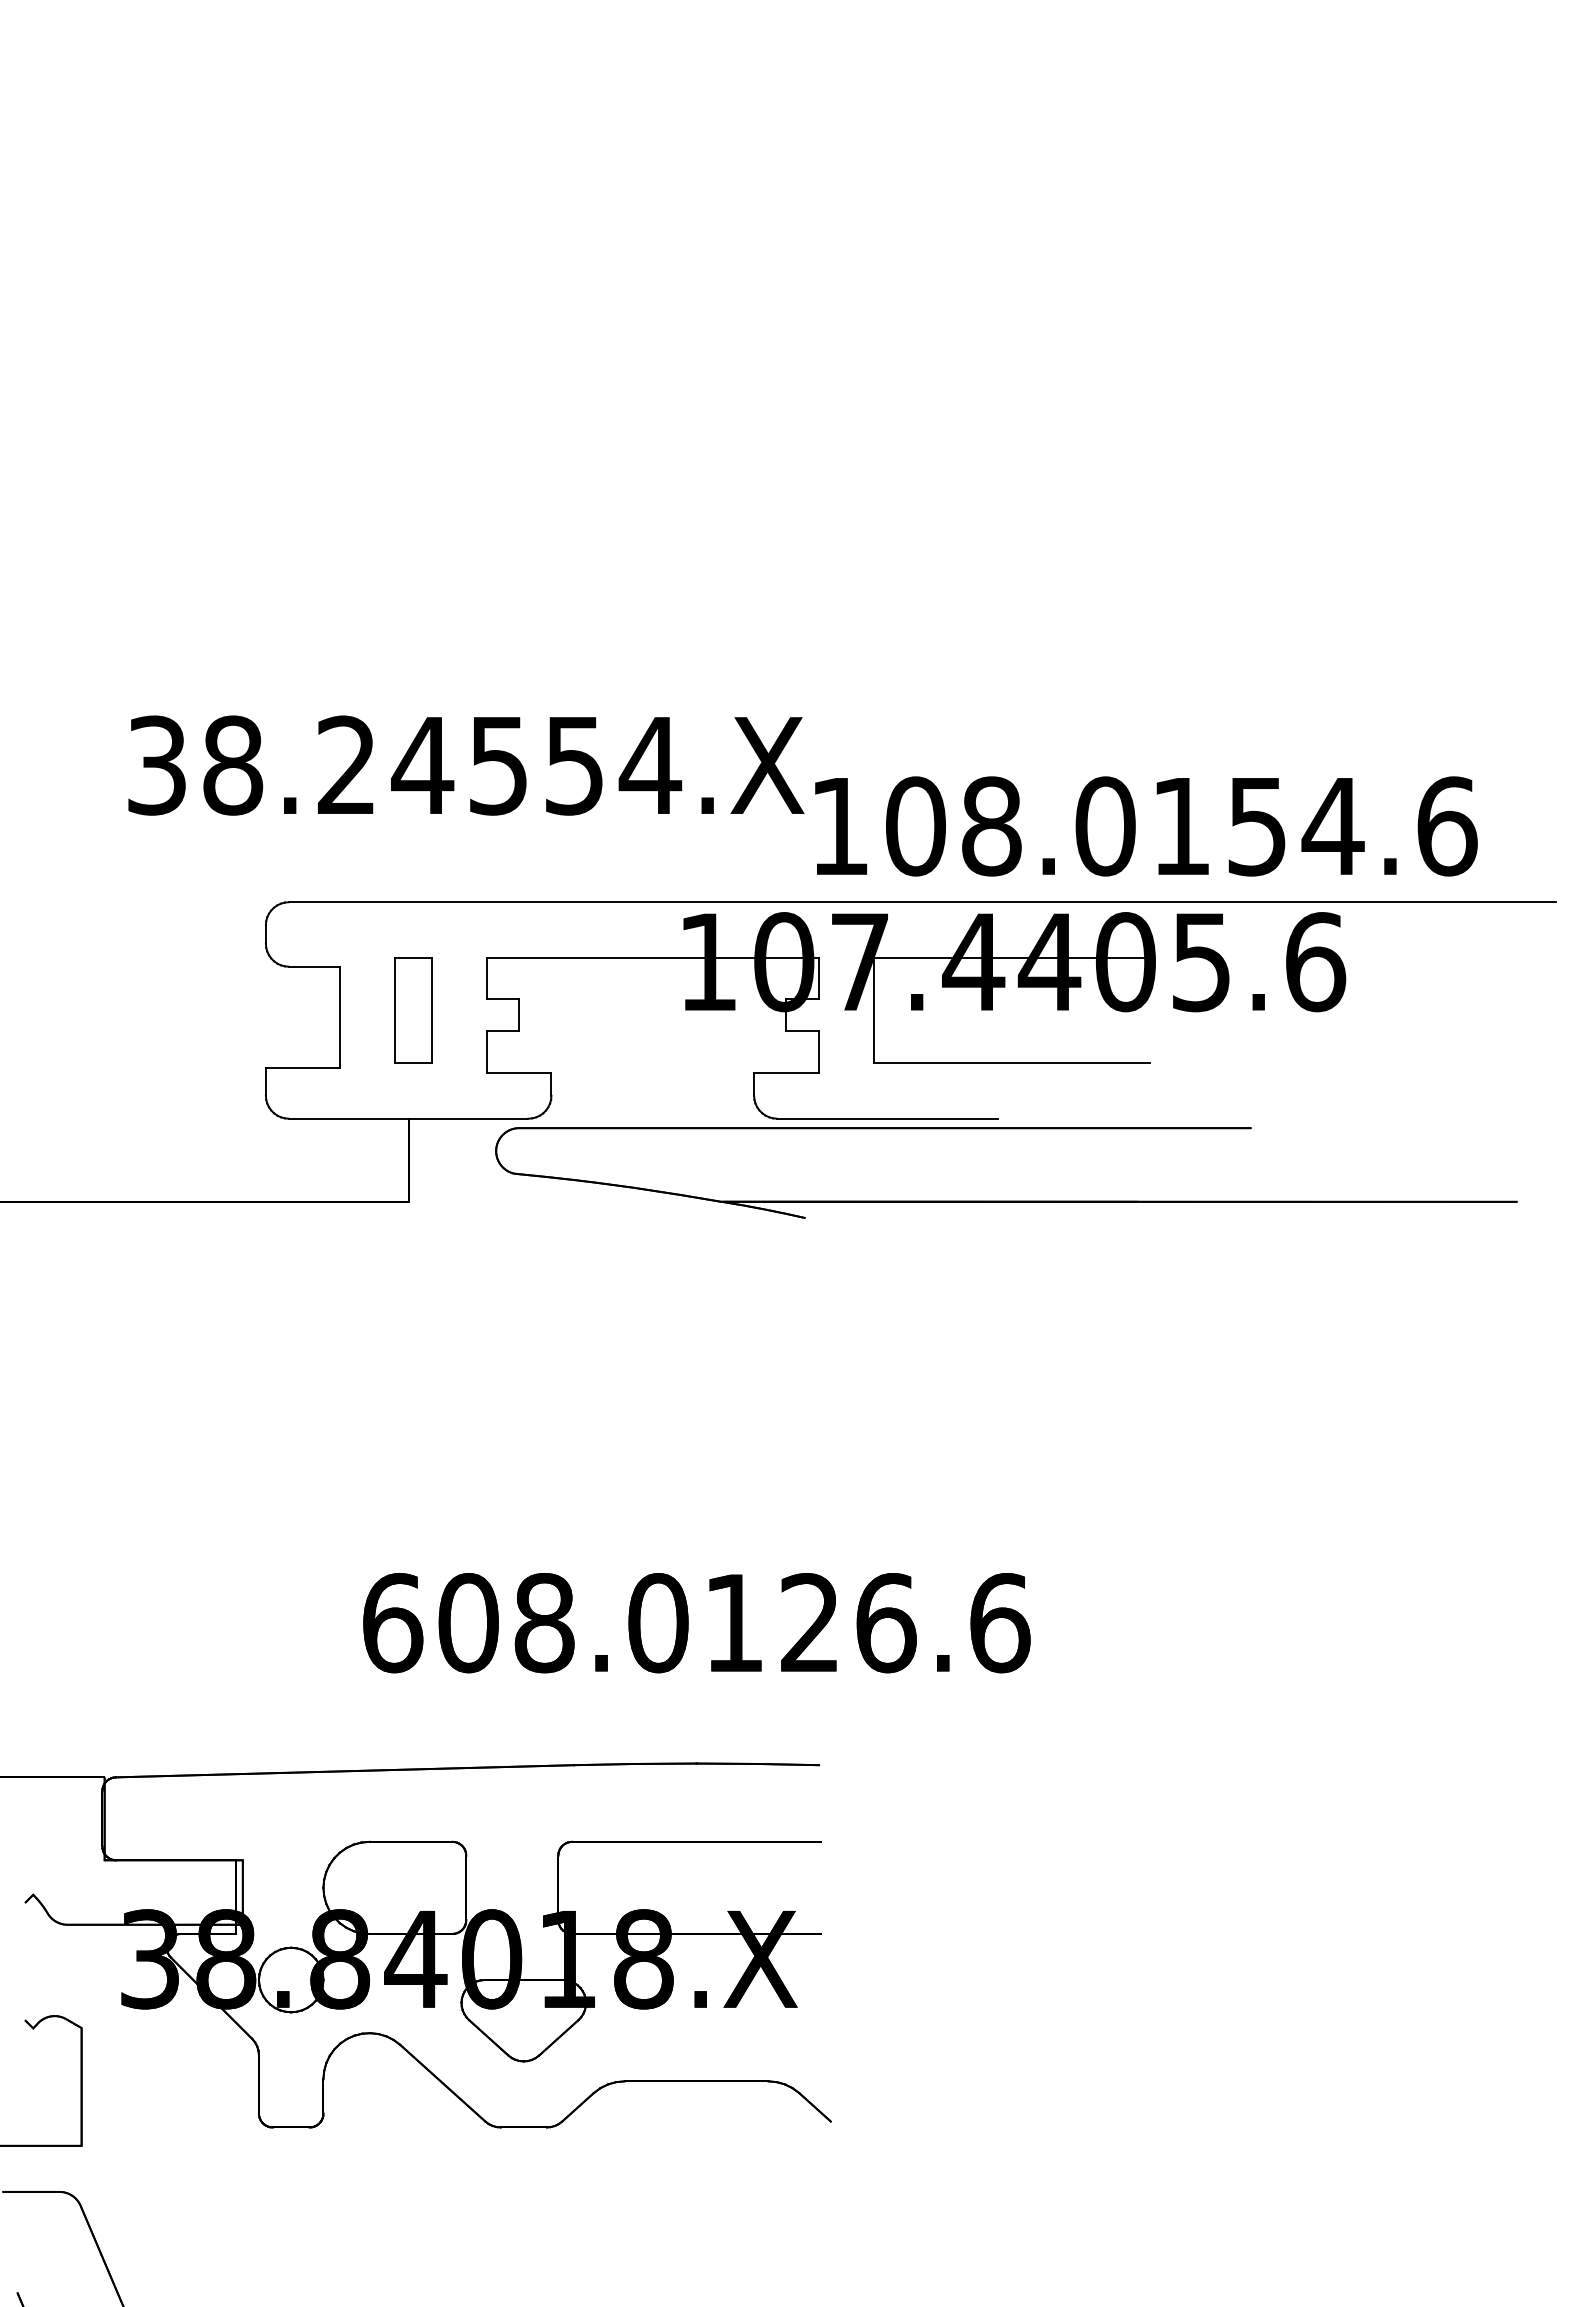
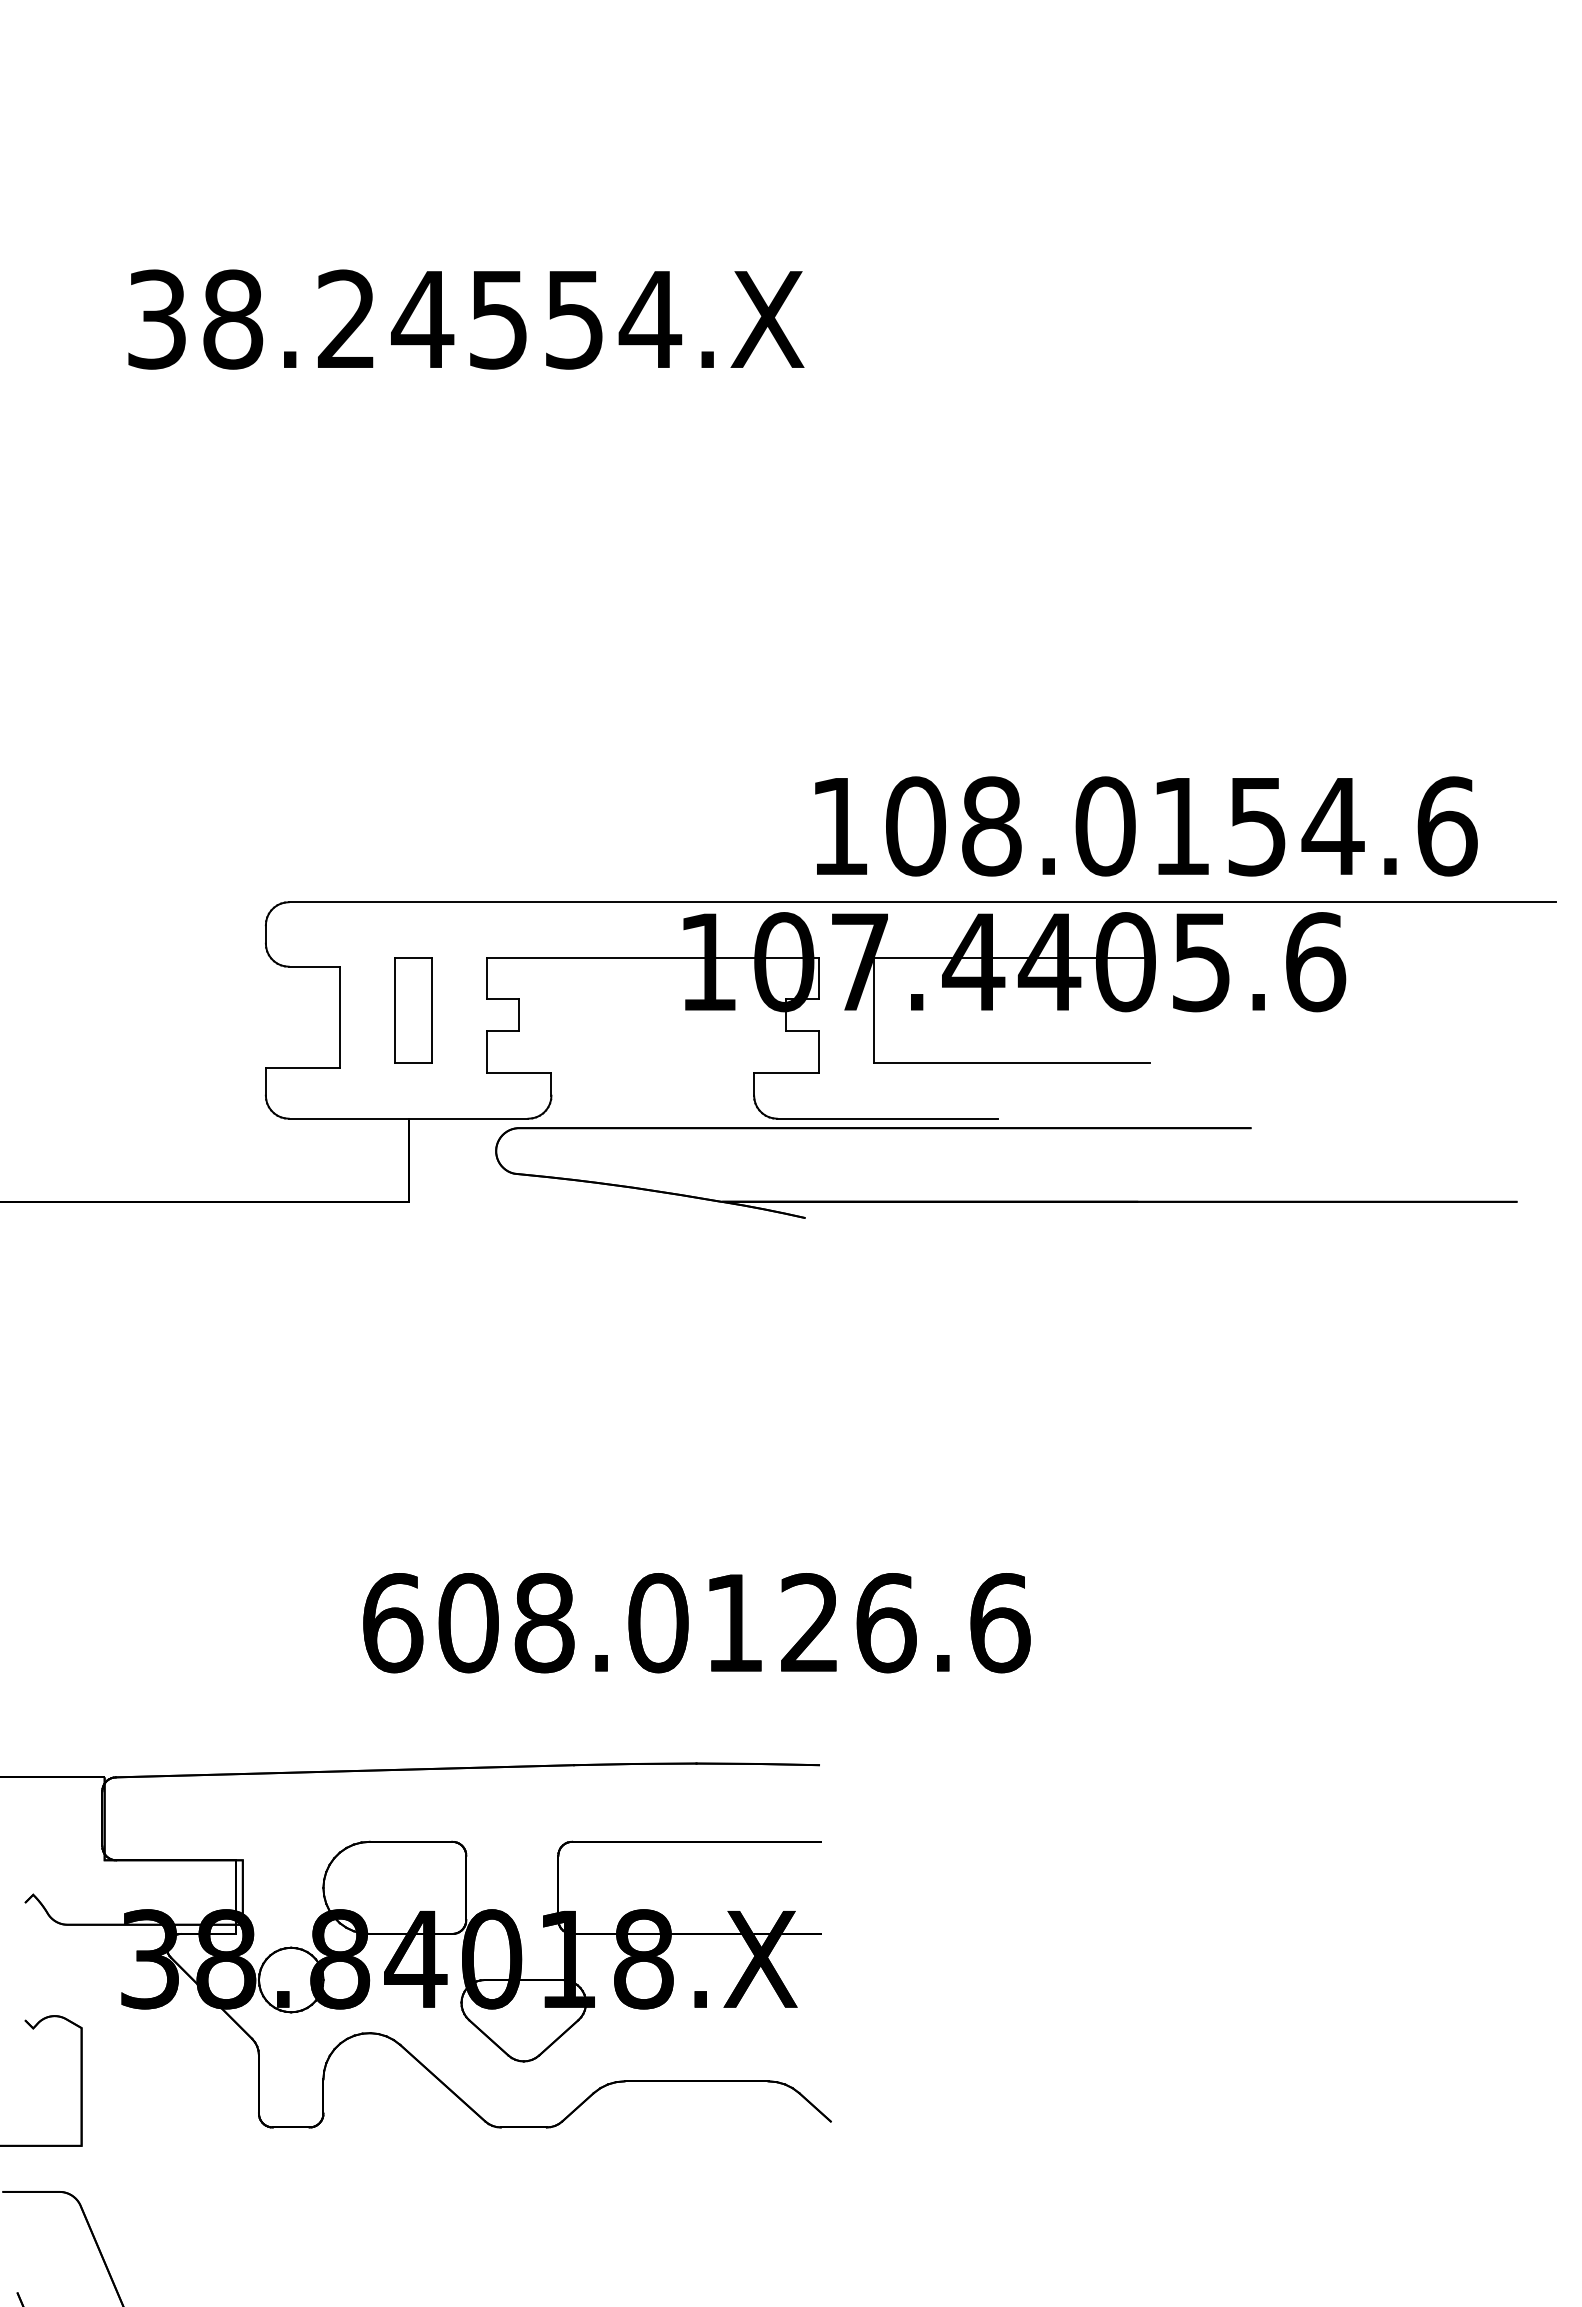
text position: (466, 765) -> (466, 319) (466, 319)
